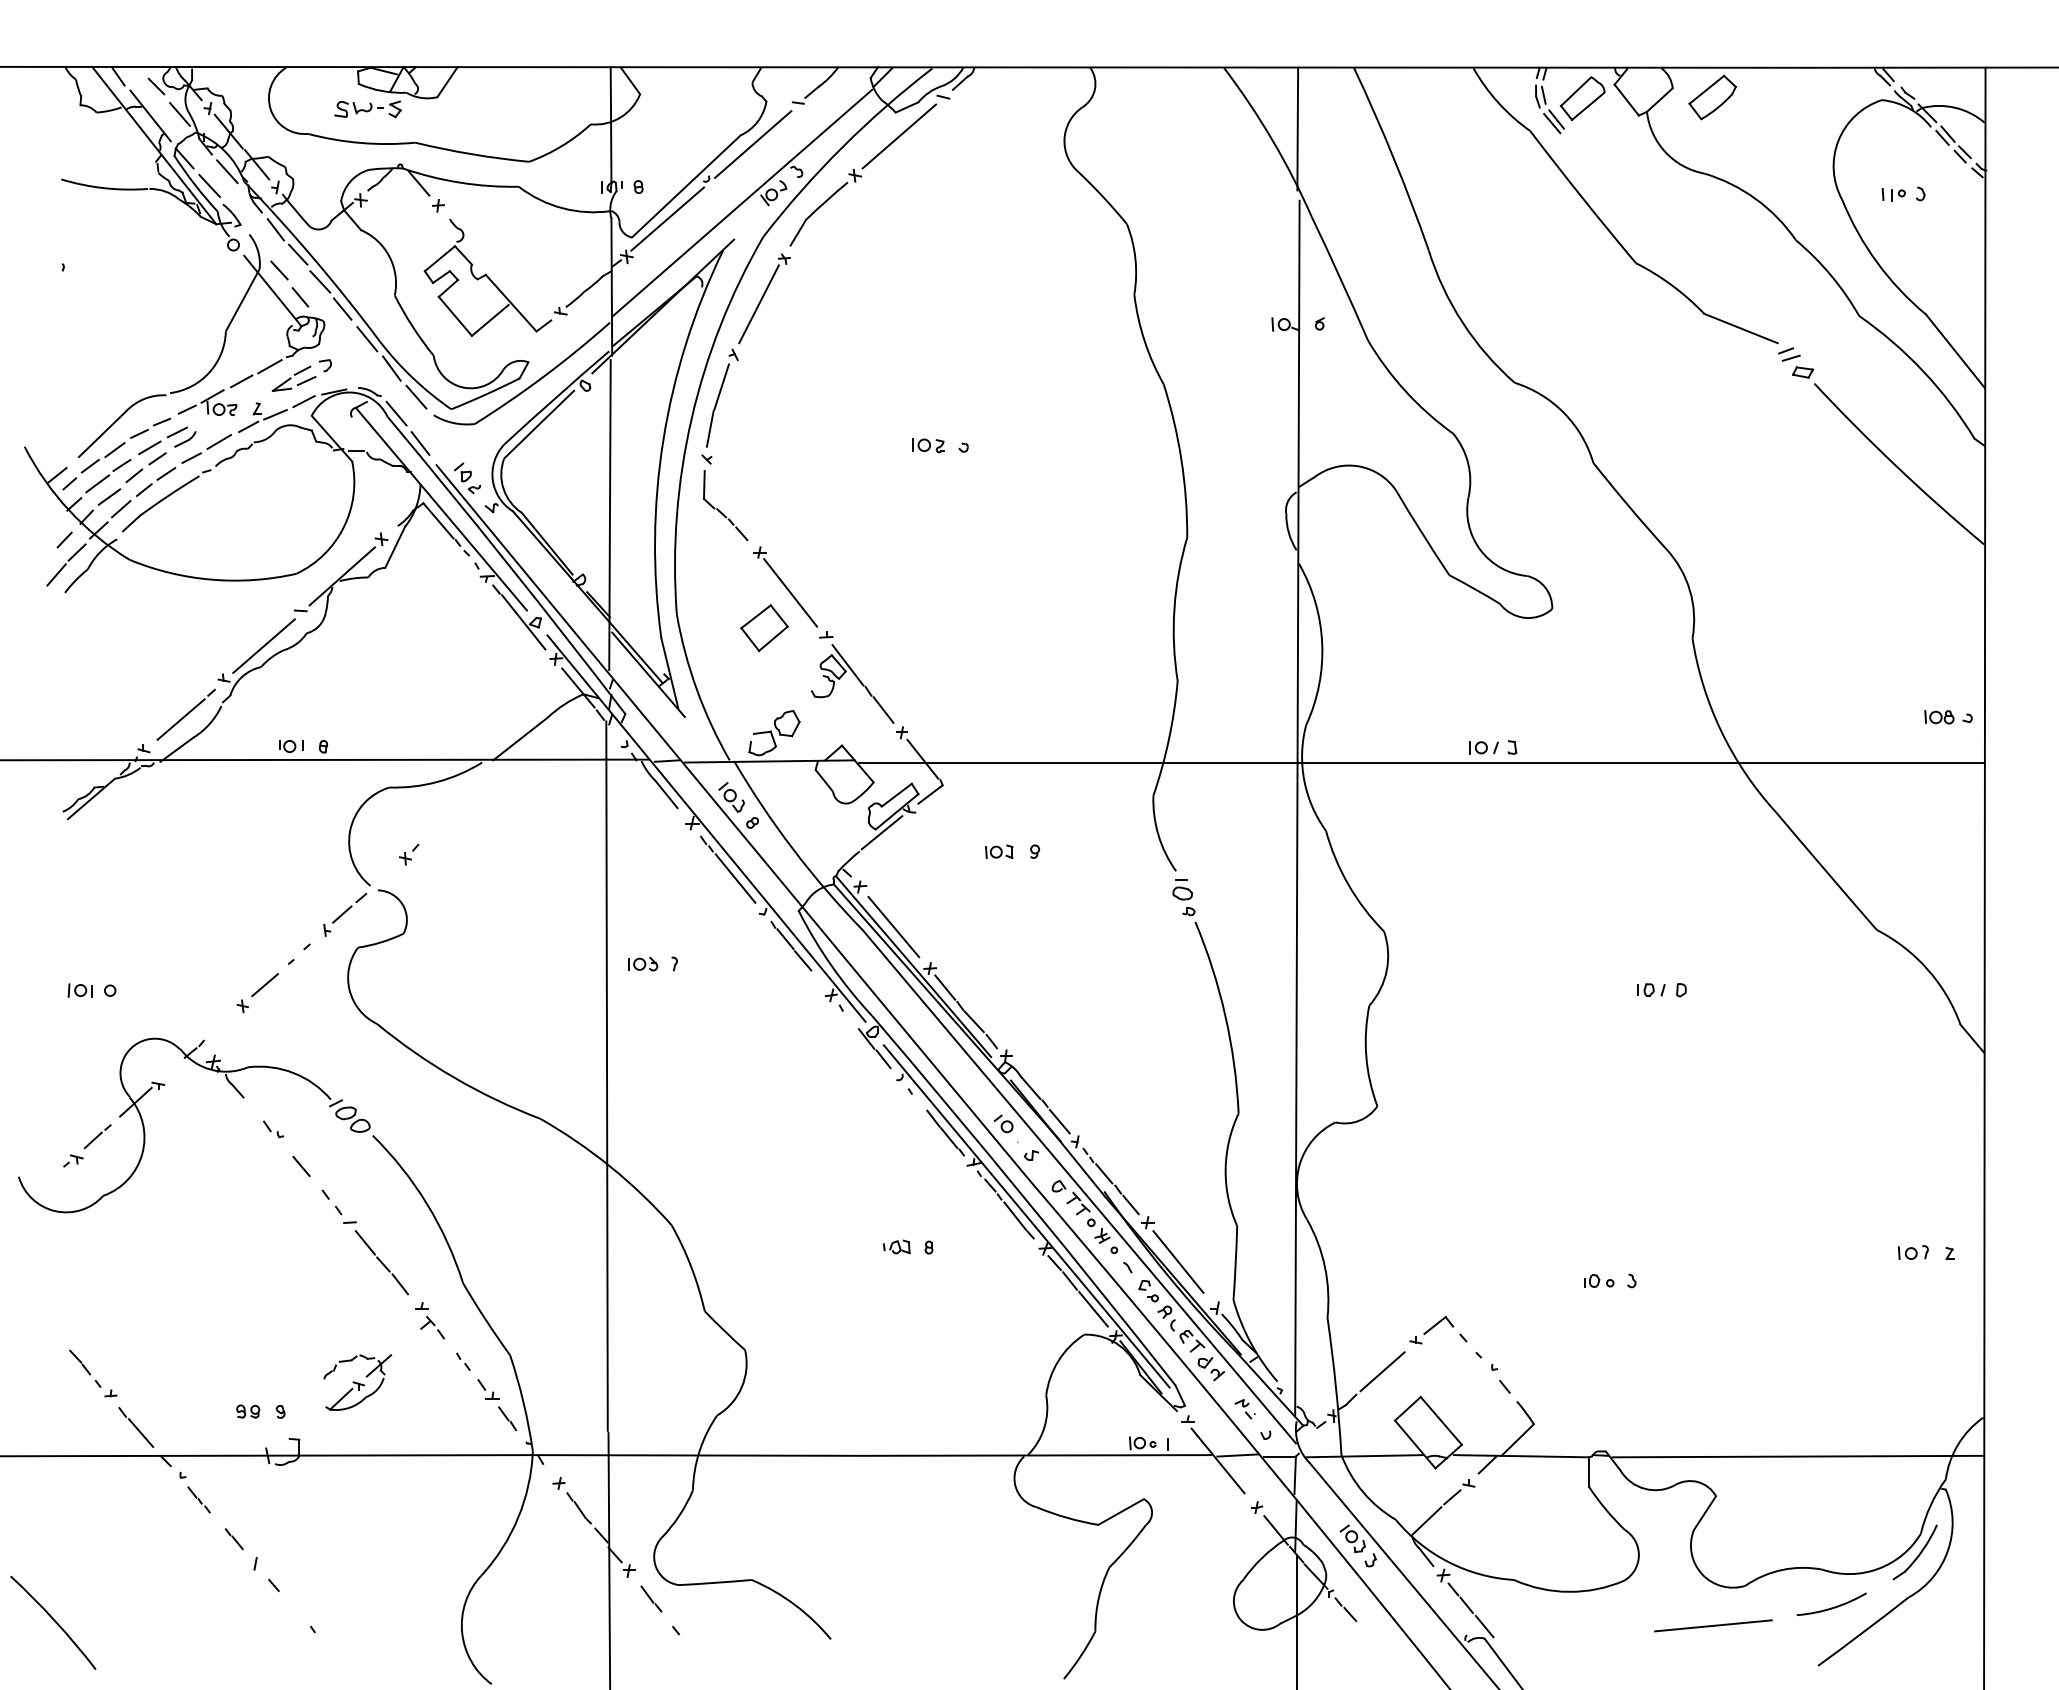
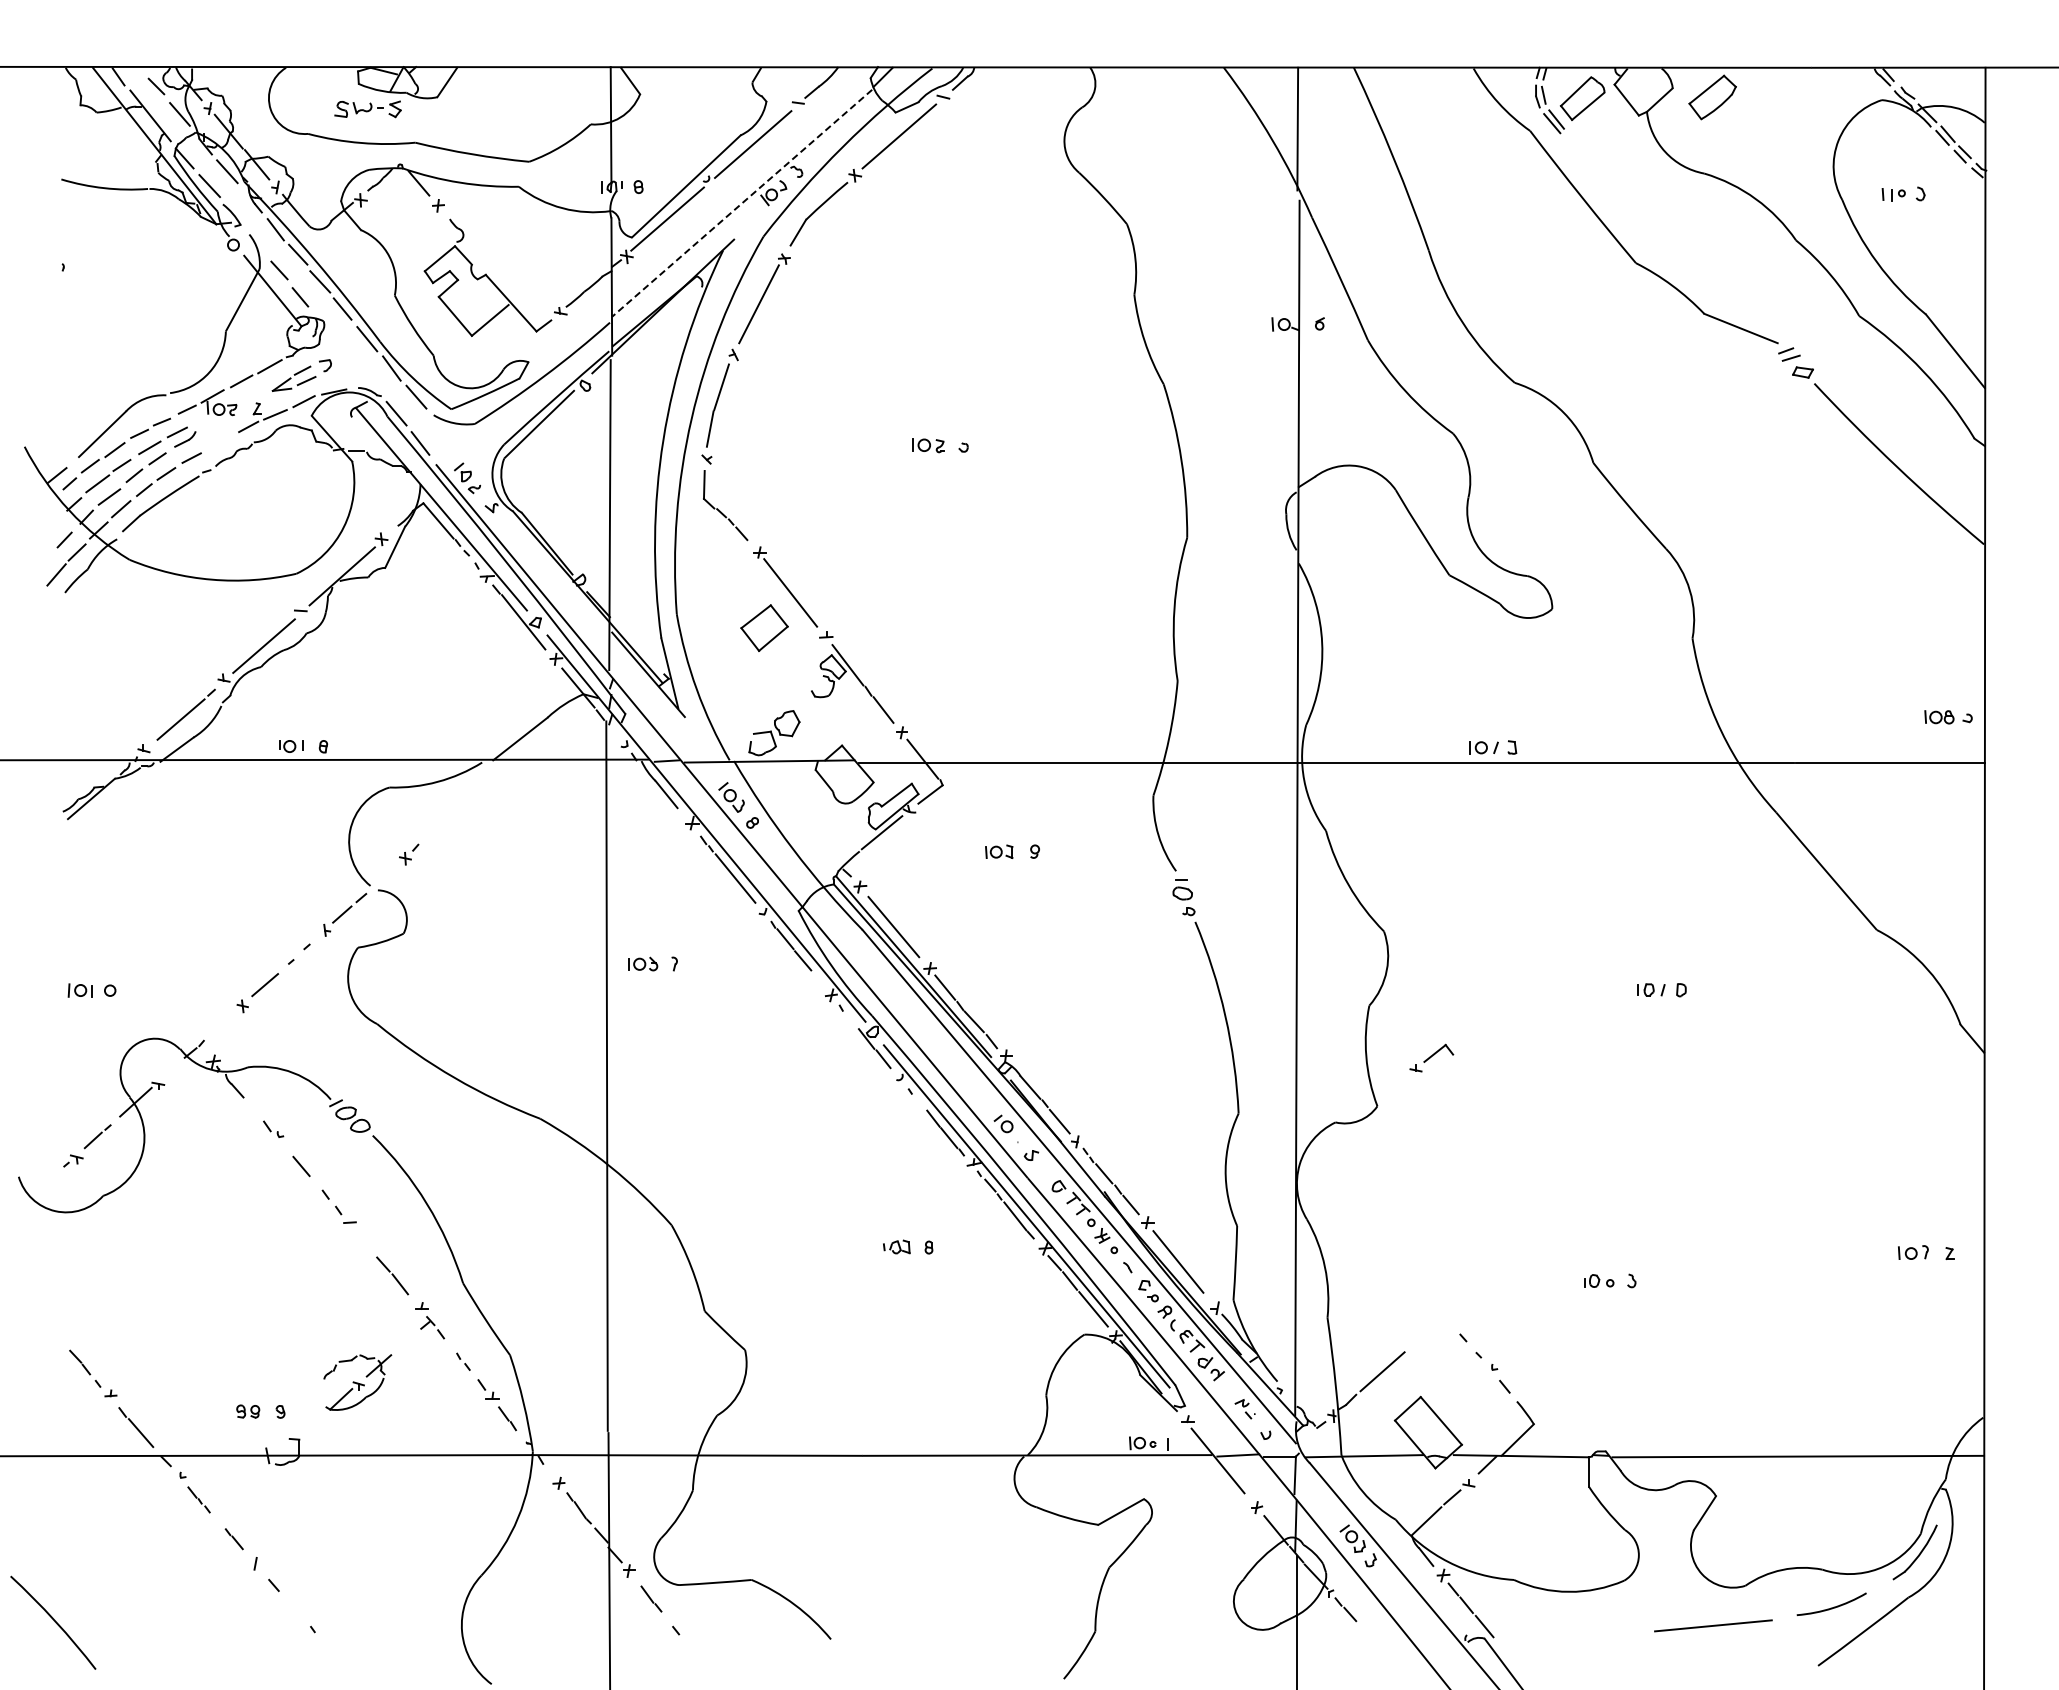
line: solid -> dashed (742, 203)
line: present -> none (219, 441)
line: present -> none (364, 1242)
part position: (1431, 1329) -> (1431, 1057) (1431, 1057)
